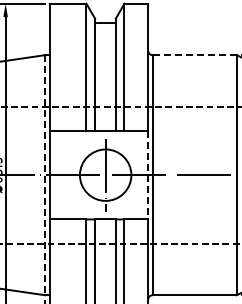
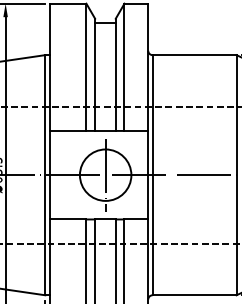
line: dashed -> solid (194, 55)
line: dashed -> solid (45, 175)
line: dashed -> solid (148, 175)
